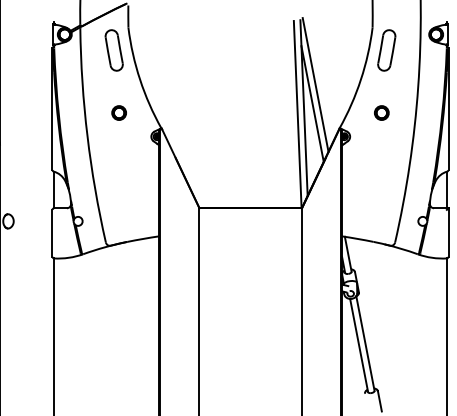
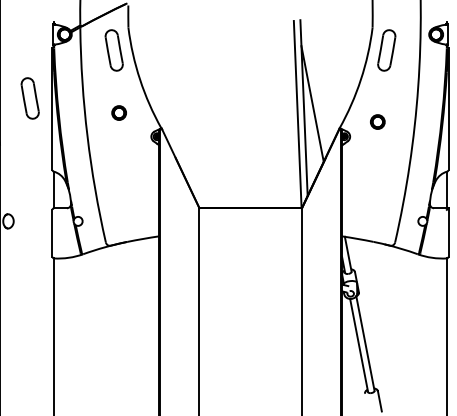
line: present -> none (315, 84)
part: none -> present (29, 98)
circle position: (381, 112) -> (377, 121) (377, 121)
